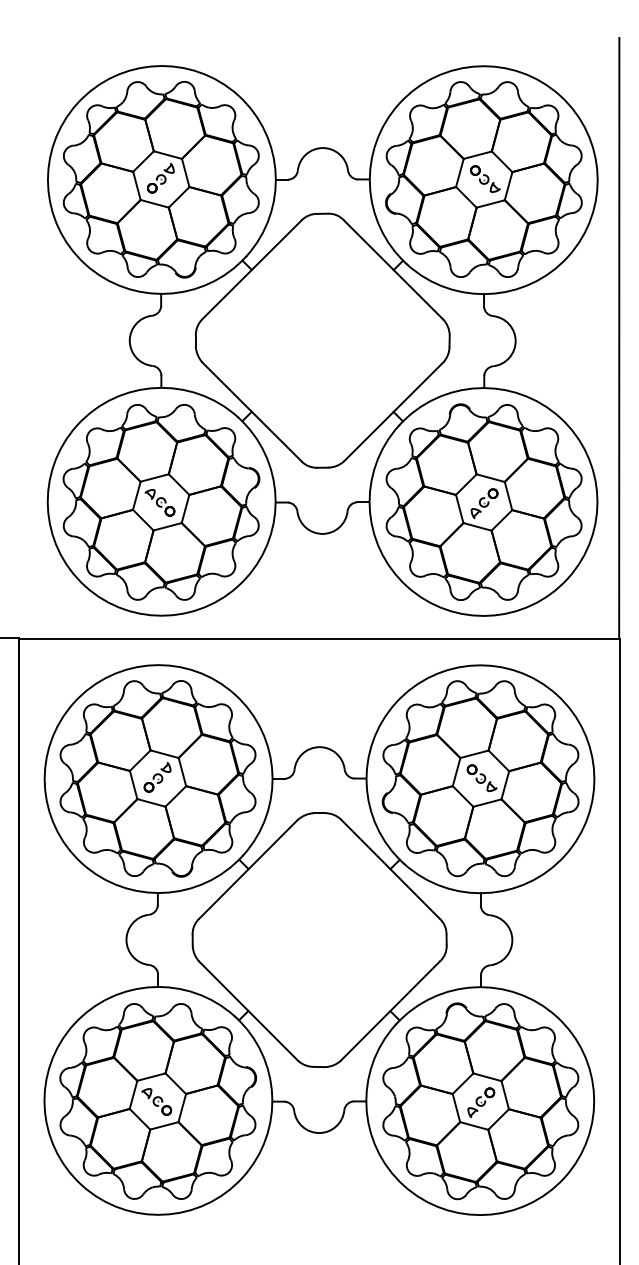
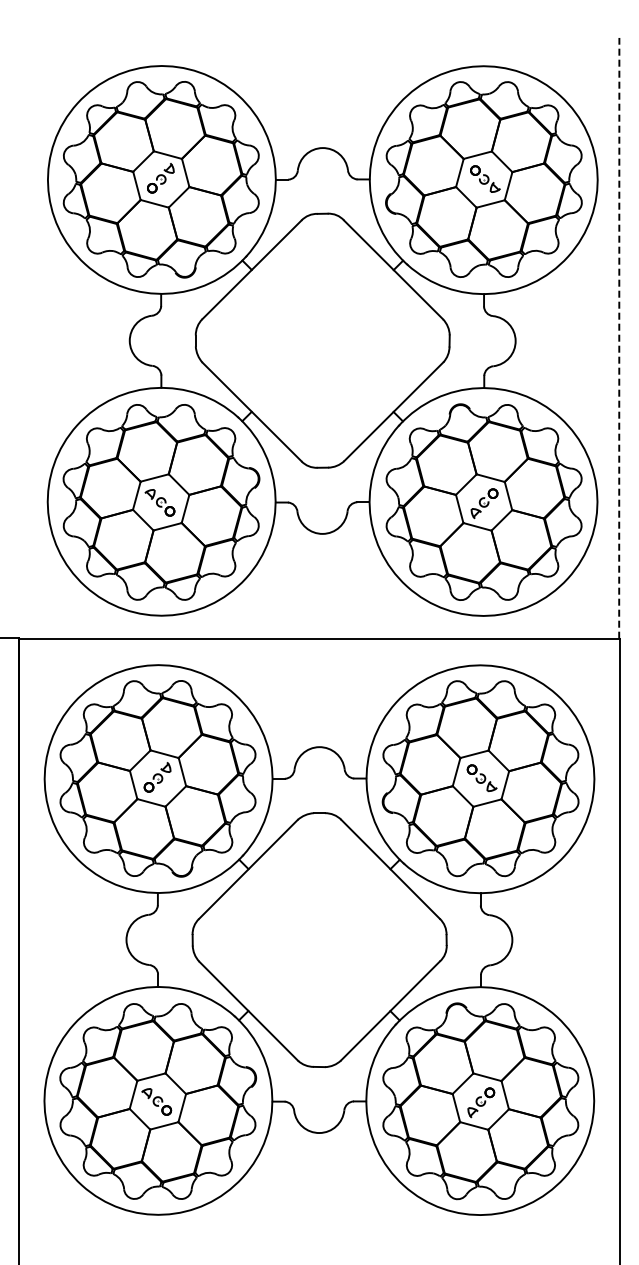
line: solid -> dashed (619, 337)
